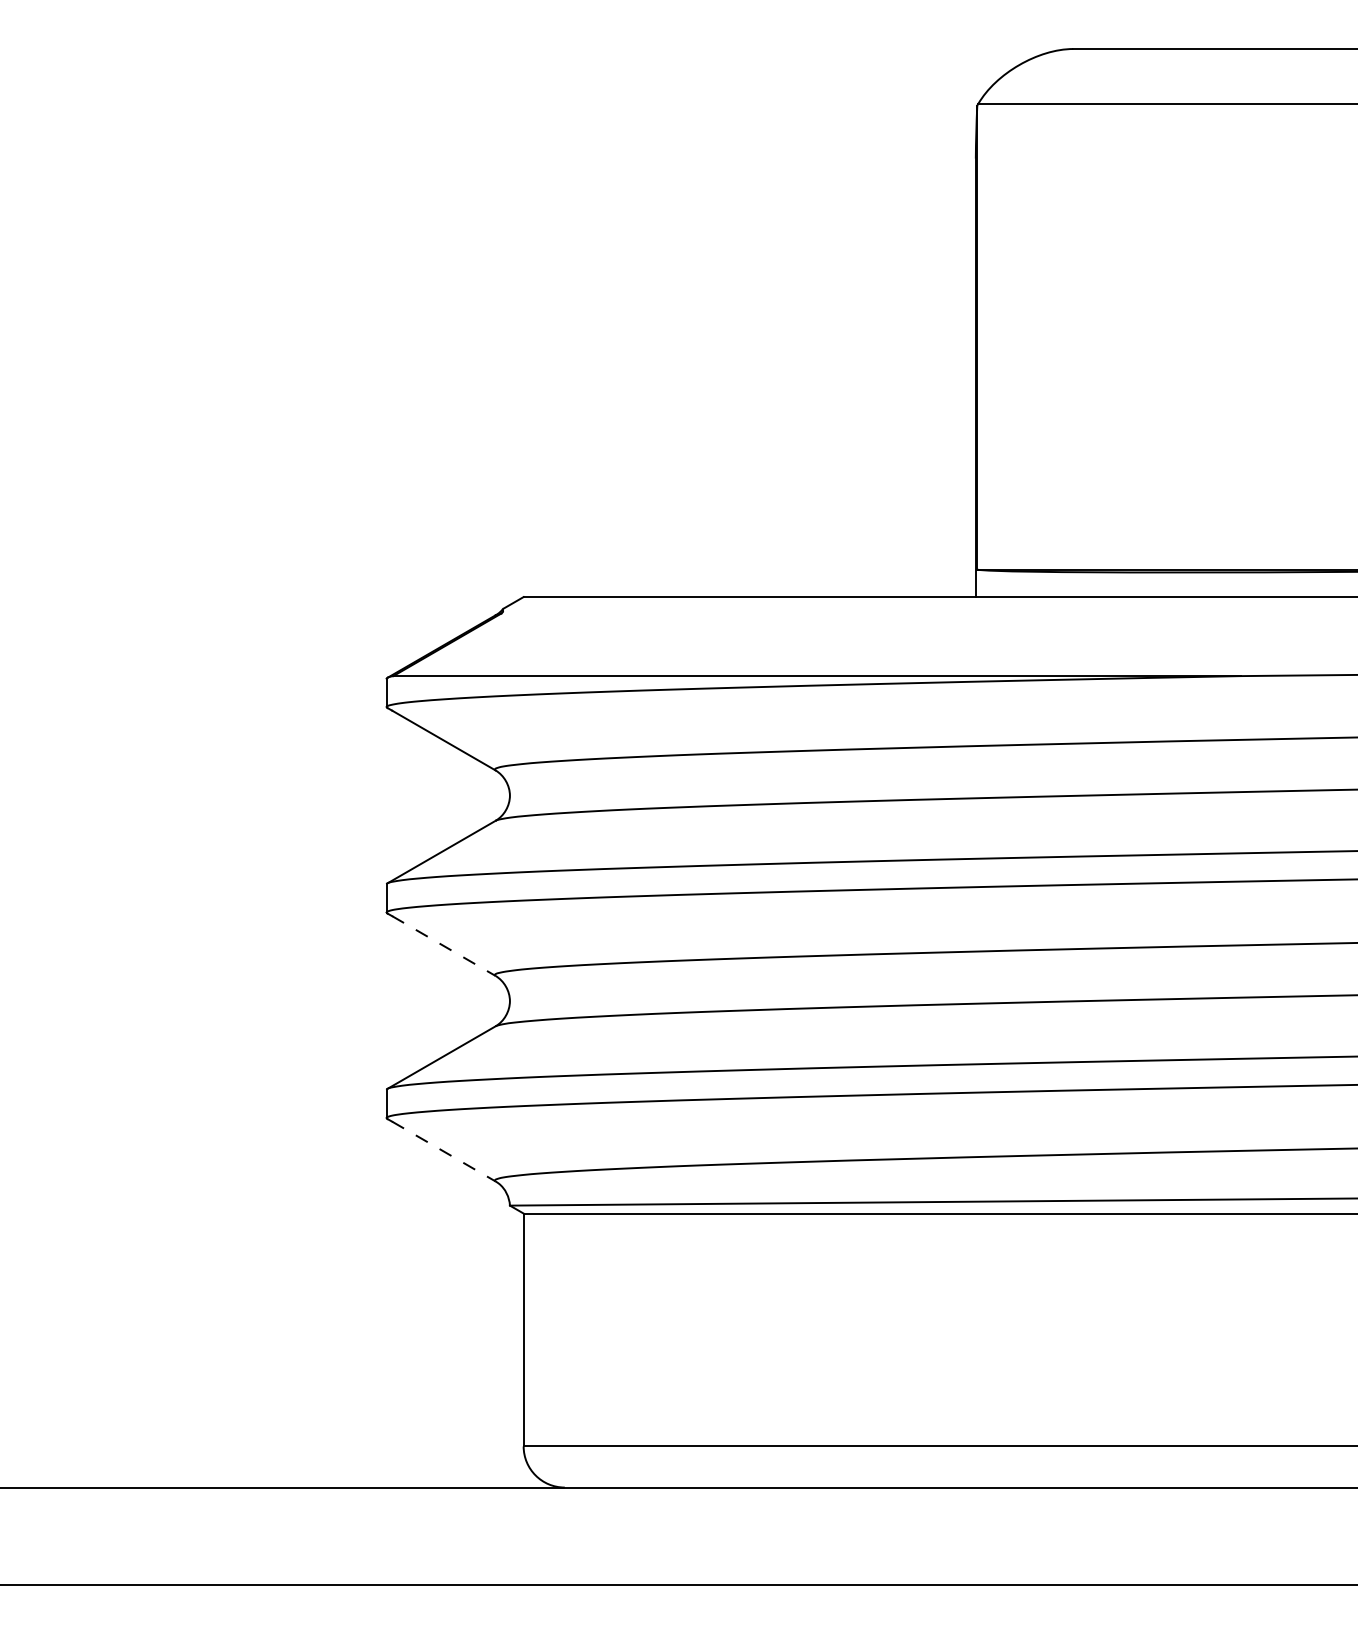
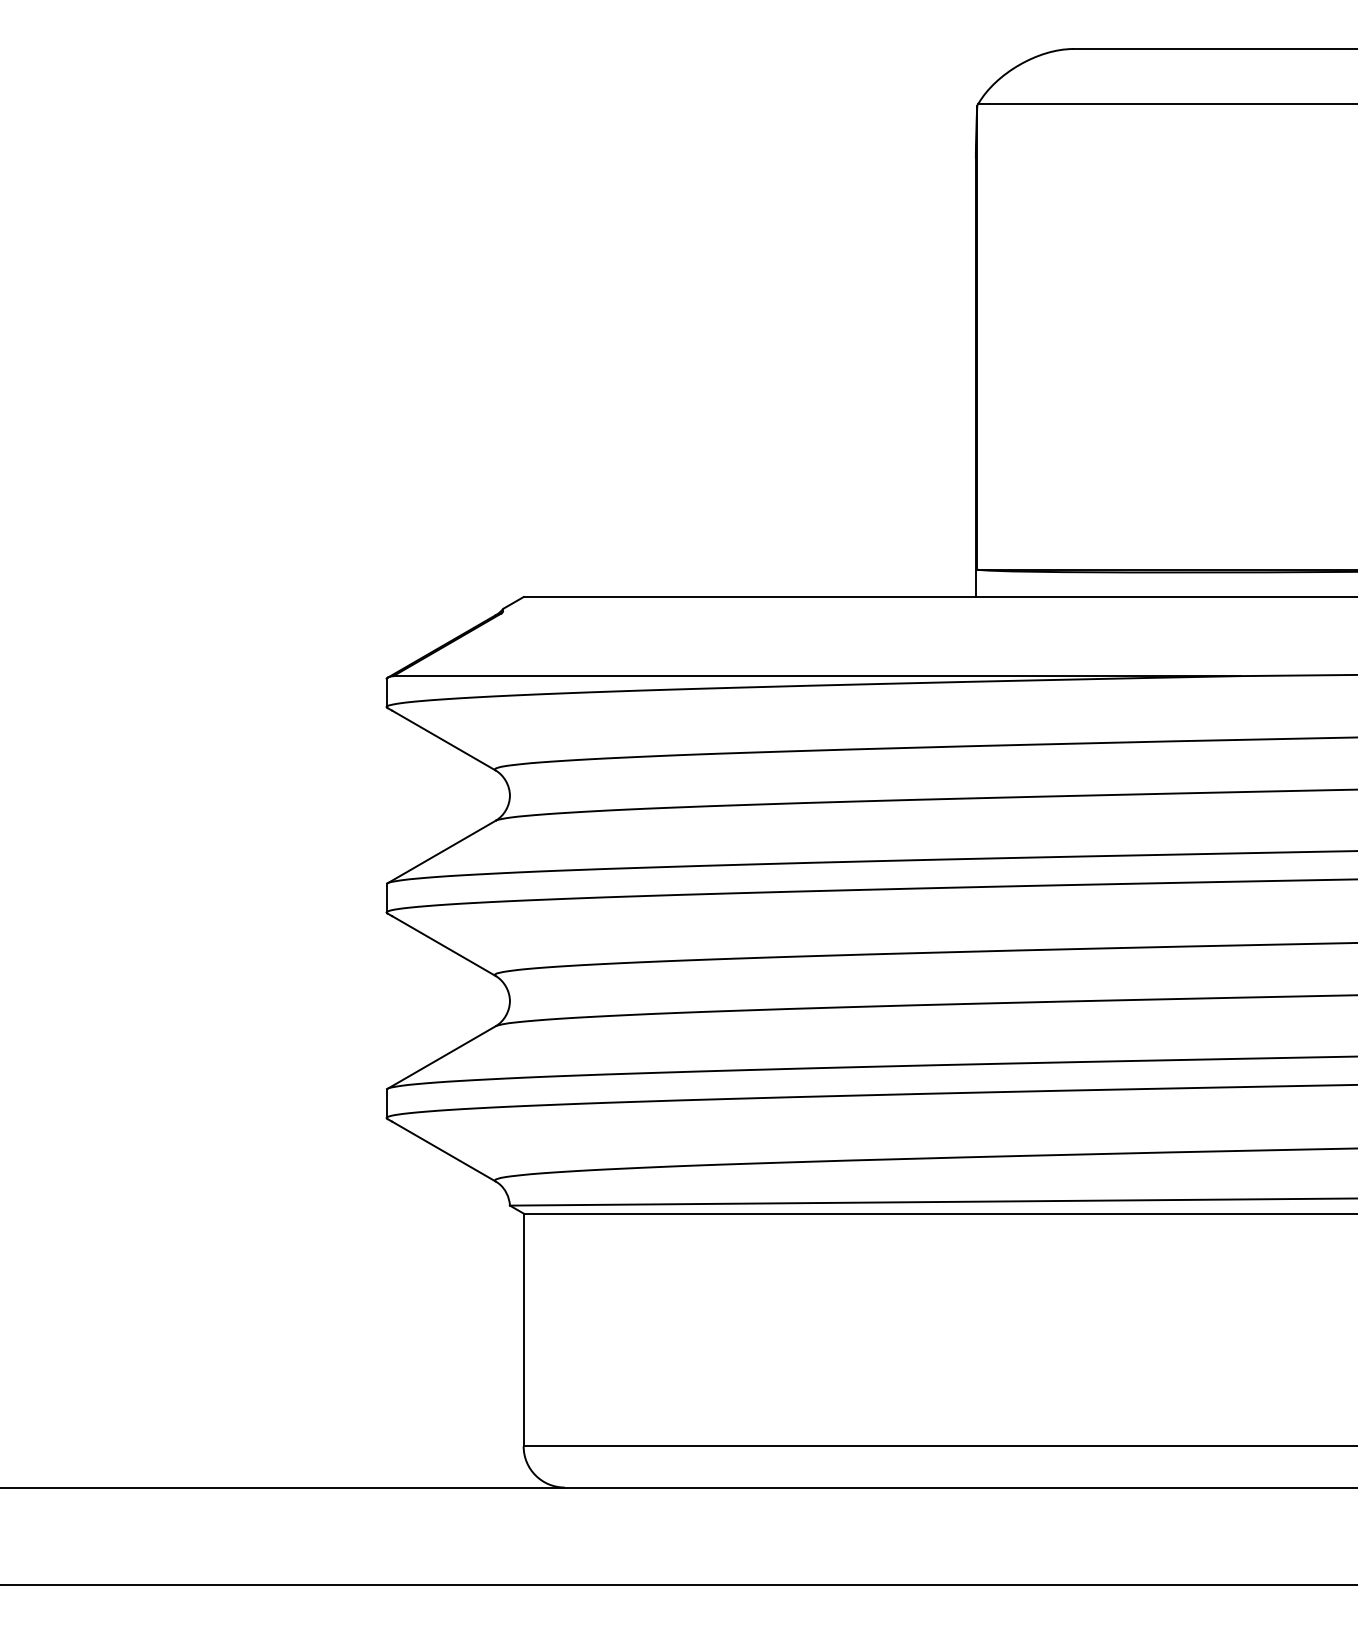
line: dashed -> solid (443, 946)
line: dashed -> solid (443, 1151)
